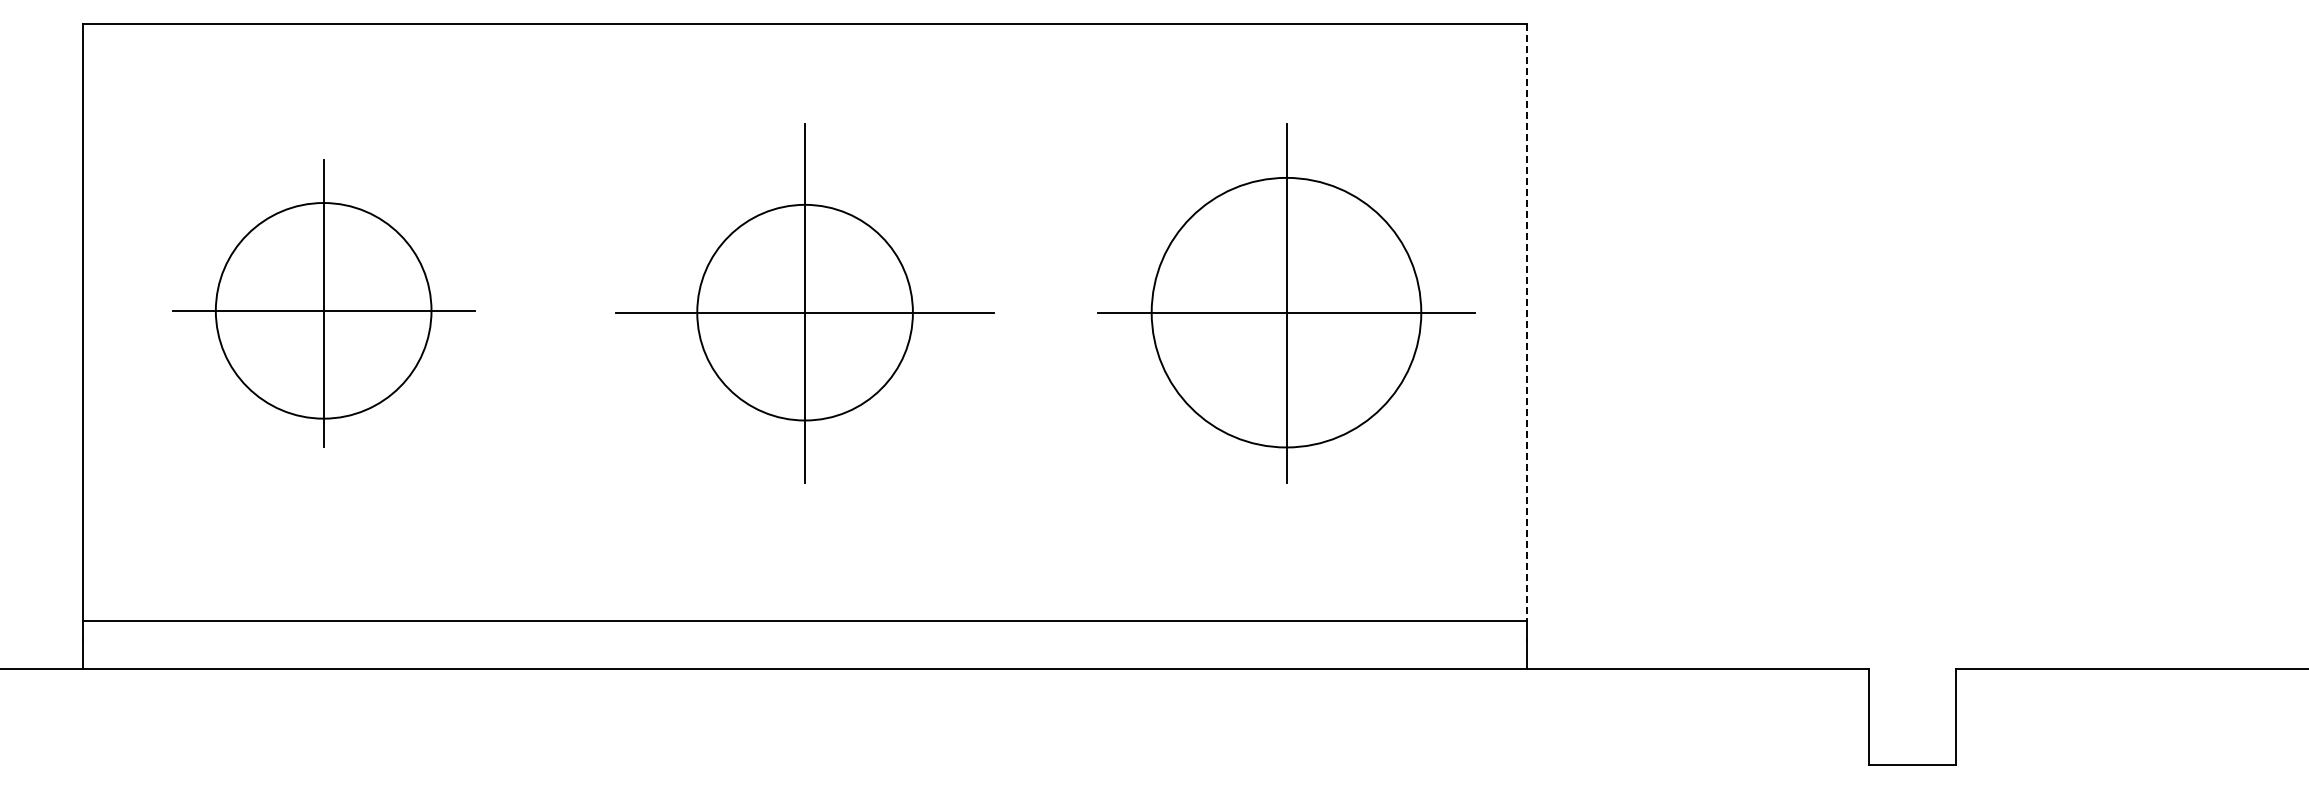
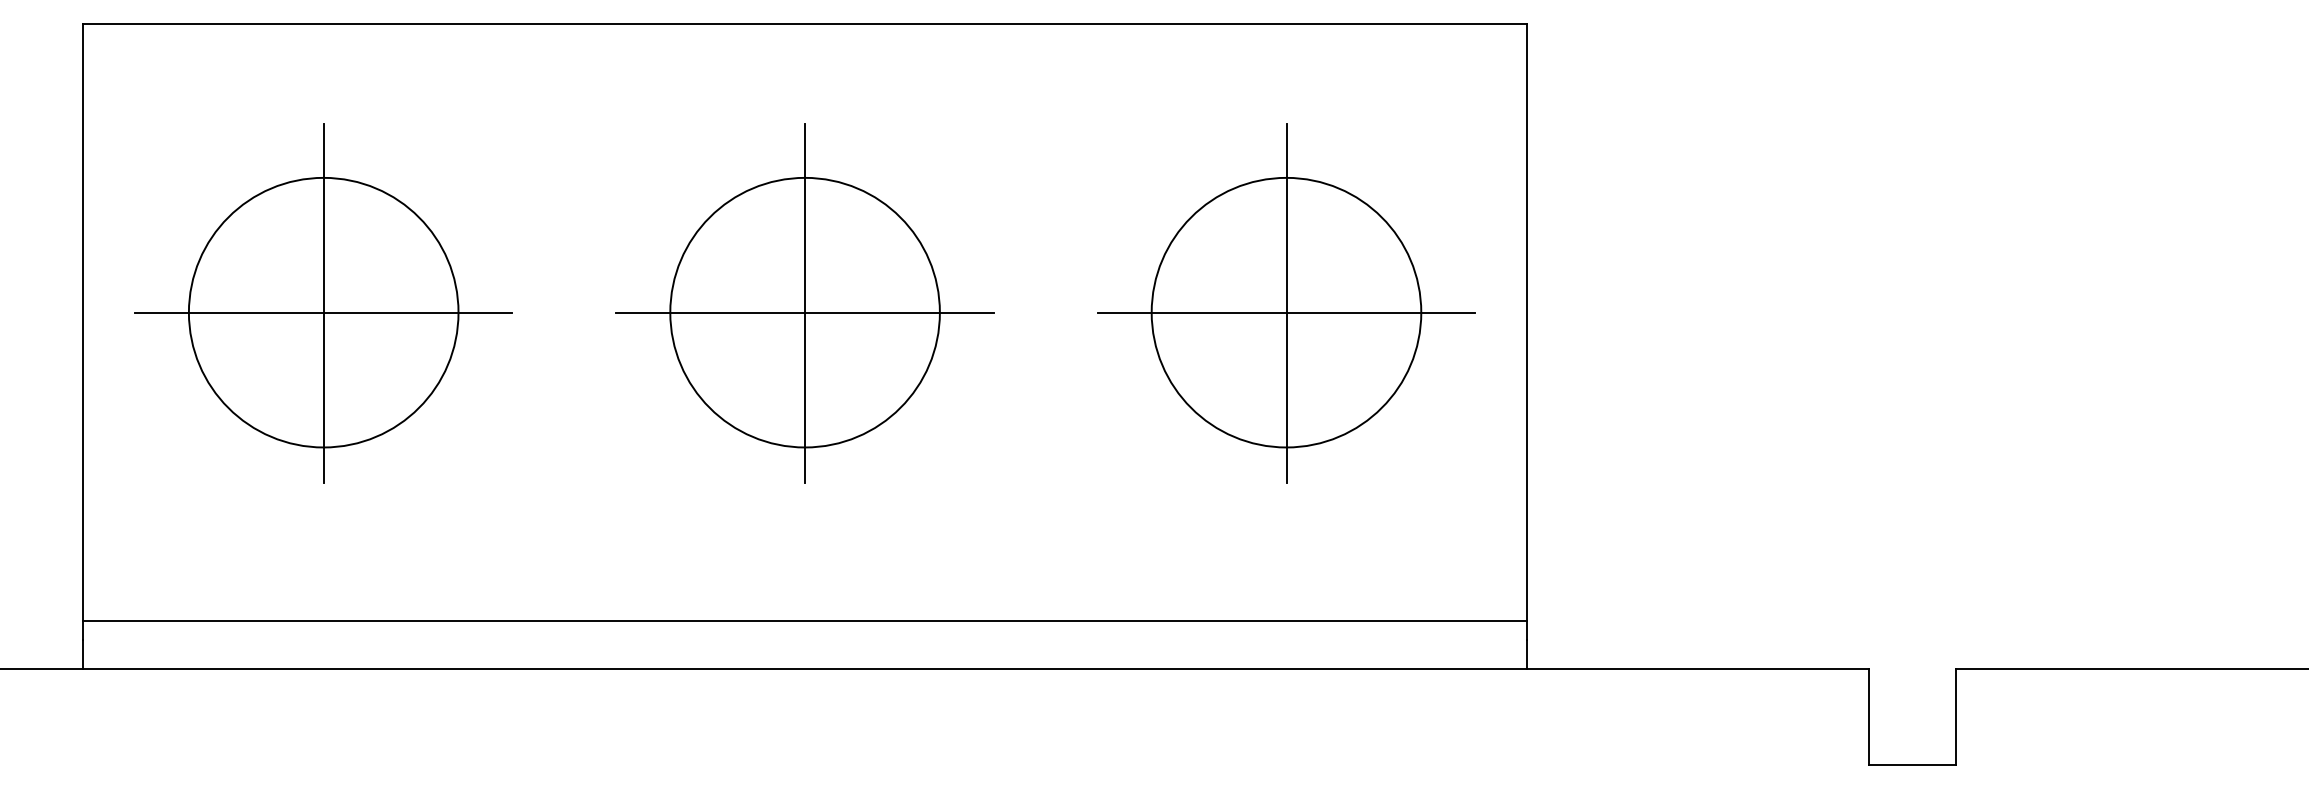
part size: 304x289 px -> 379x361 px (323, 303)
circle diameter: 216 px -> 270 px (804, 312)
line: dashed -> solid (1527, 322)
